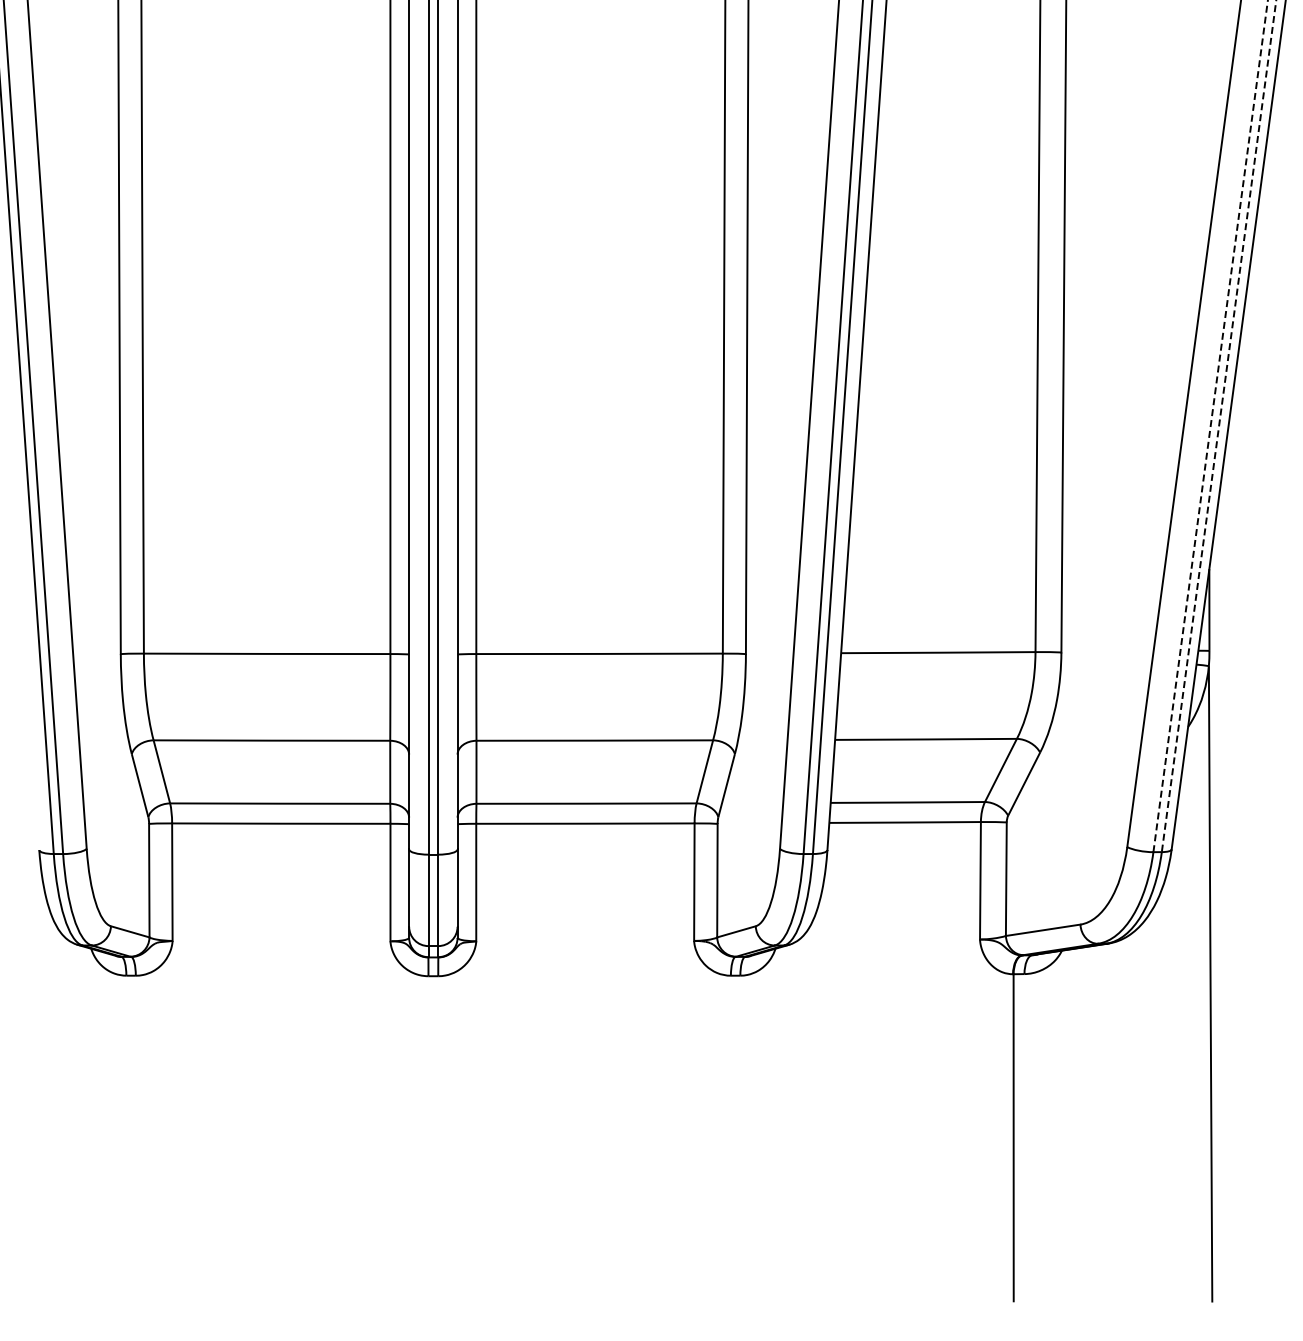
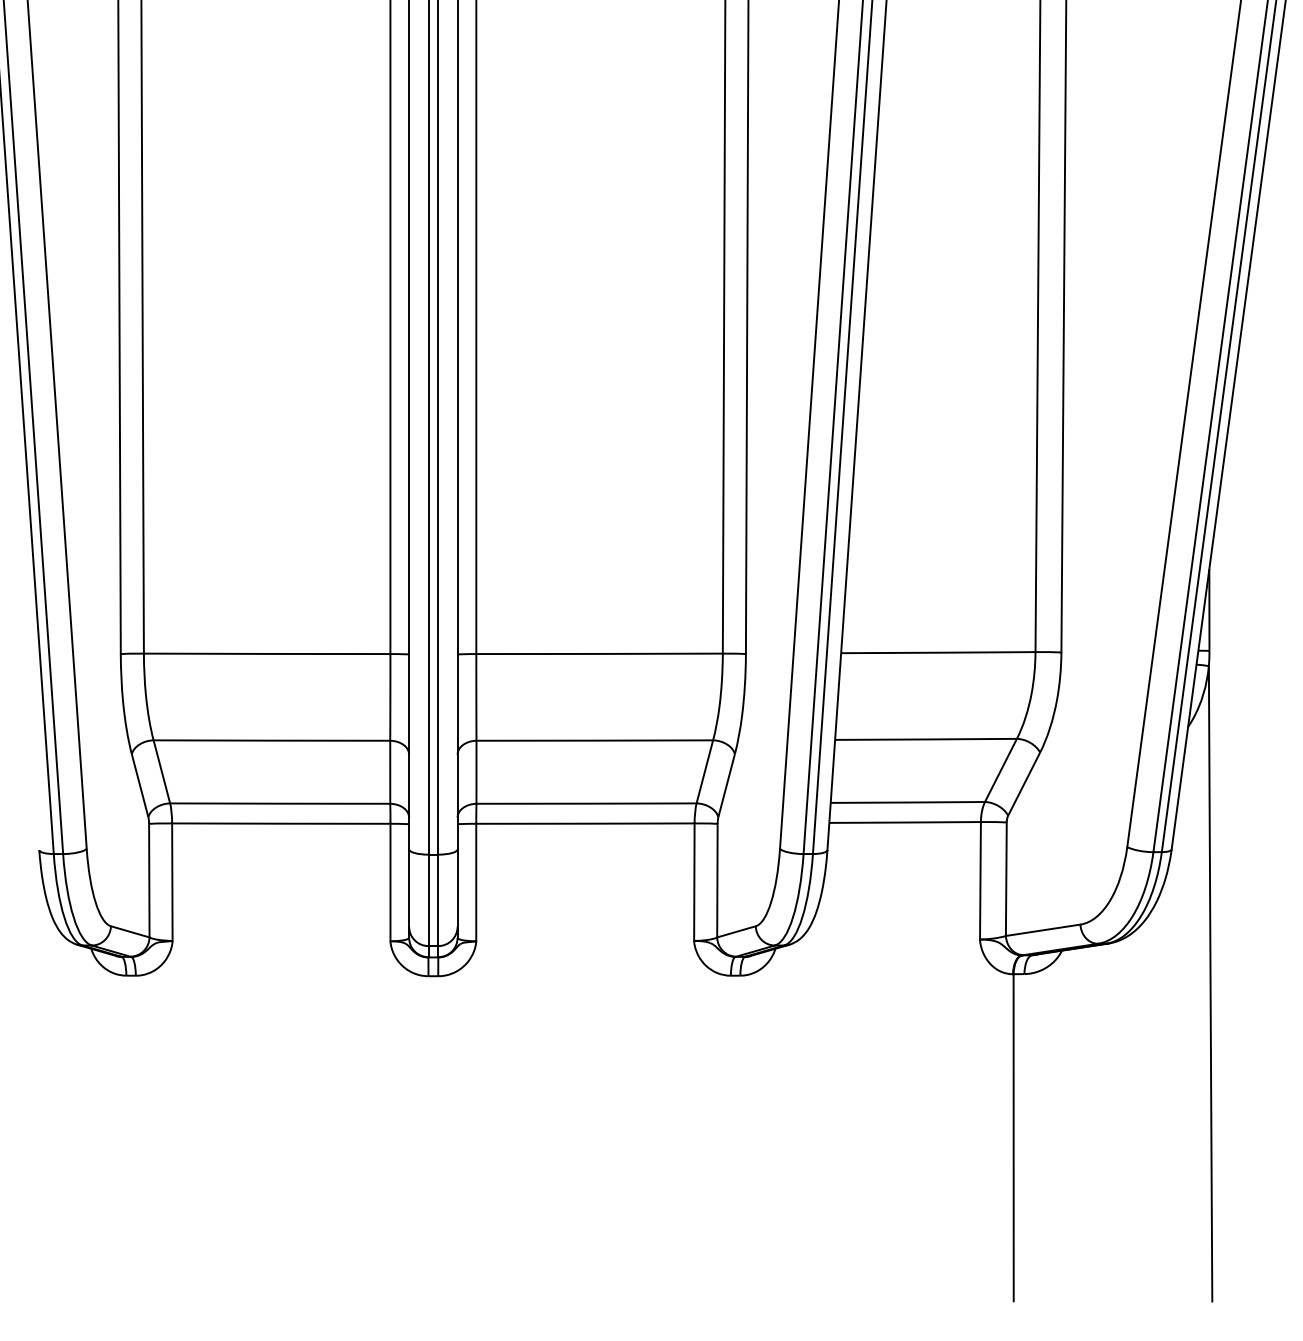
line: dashed -> solid (1210, 426)
line: dashed -> solid (1218, 427)
